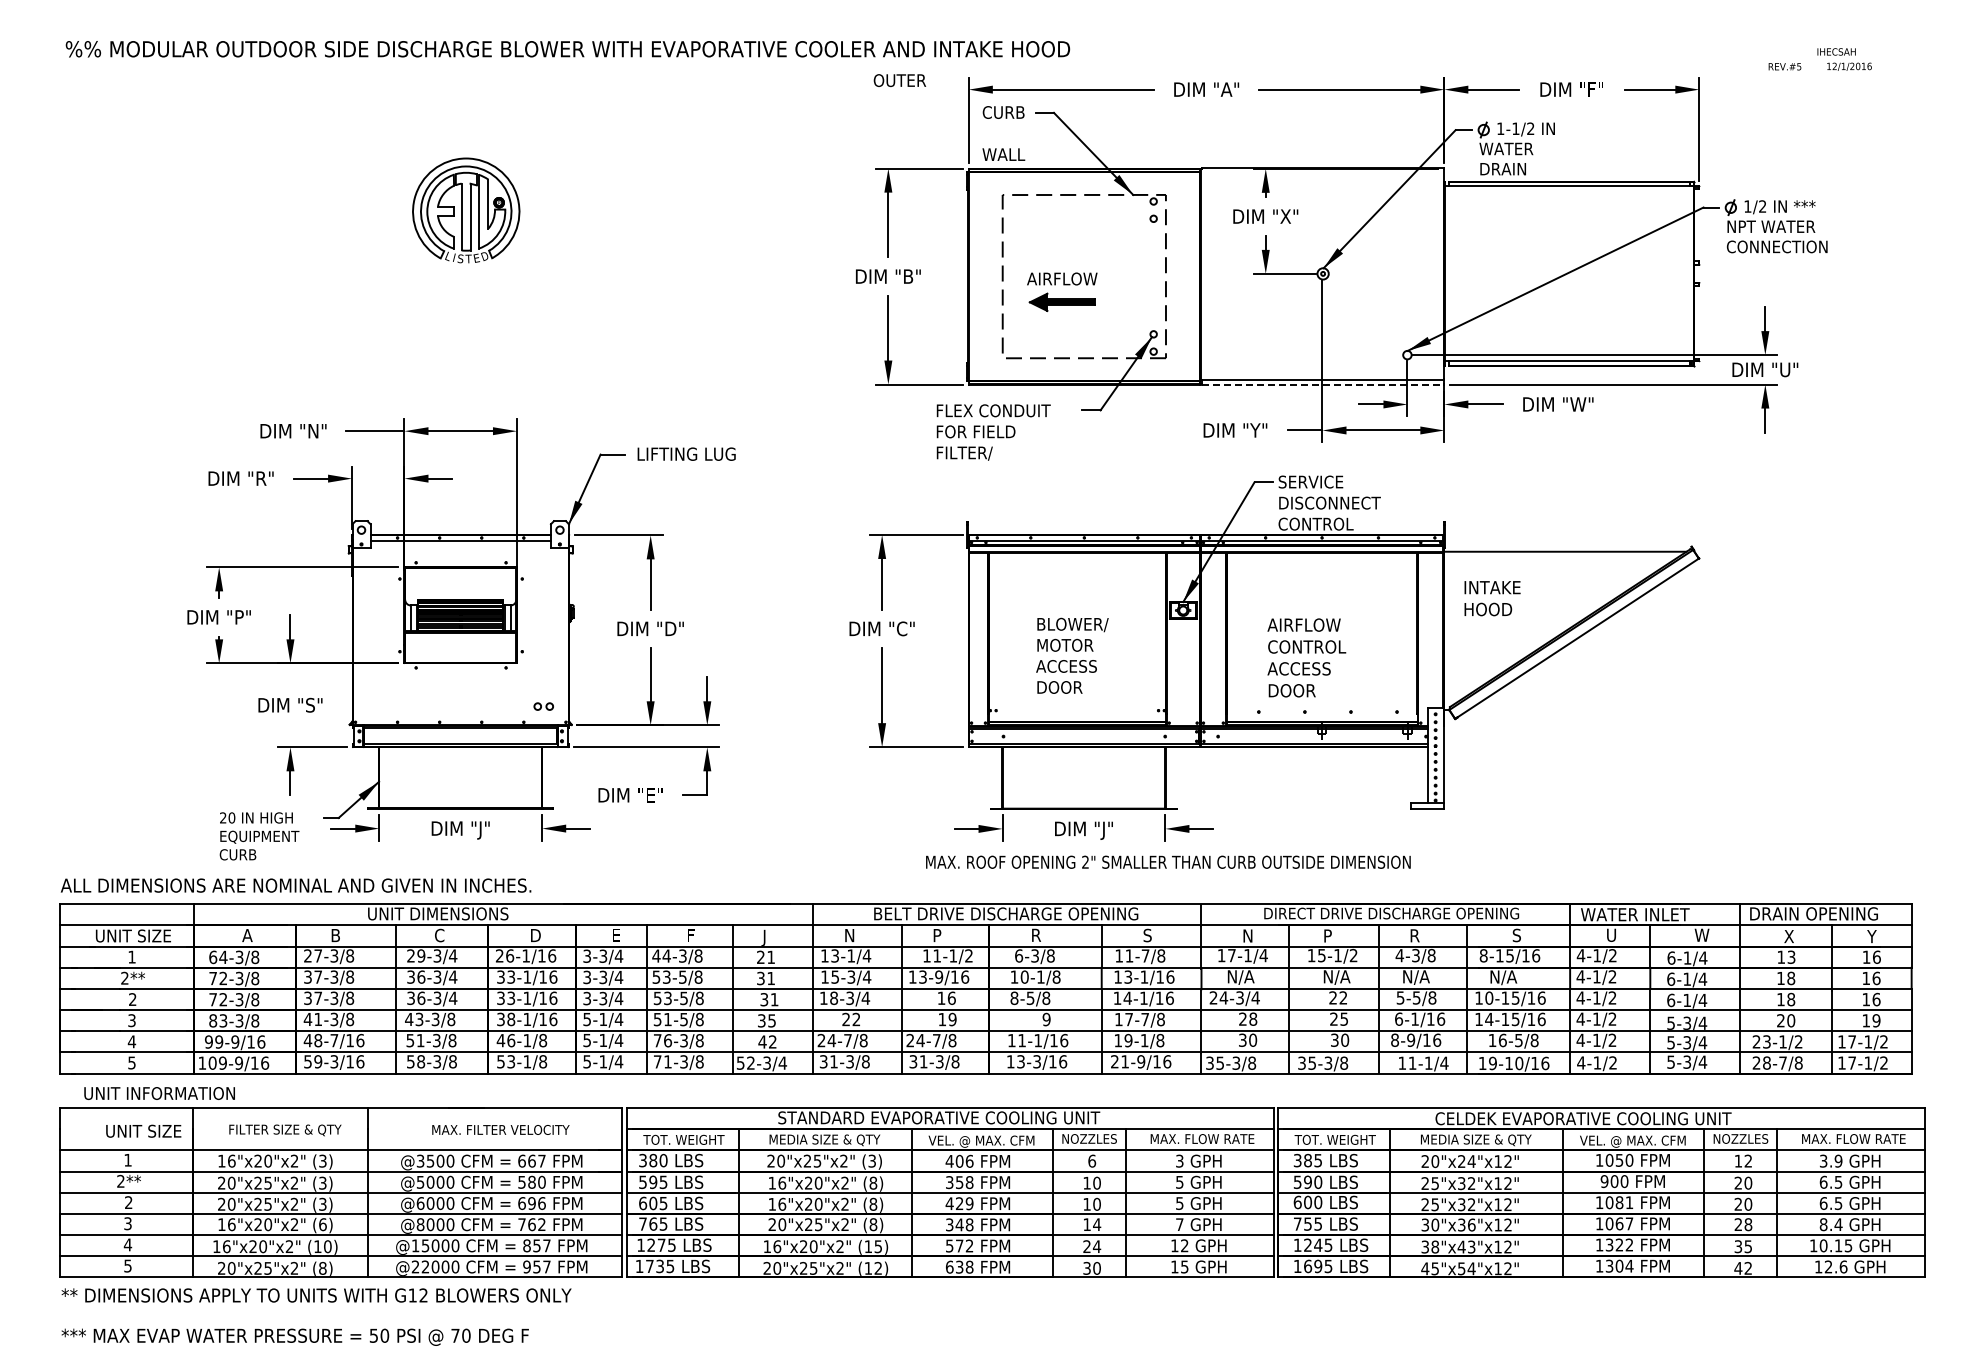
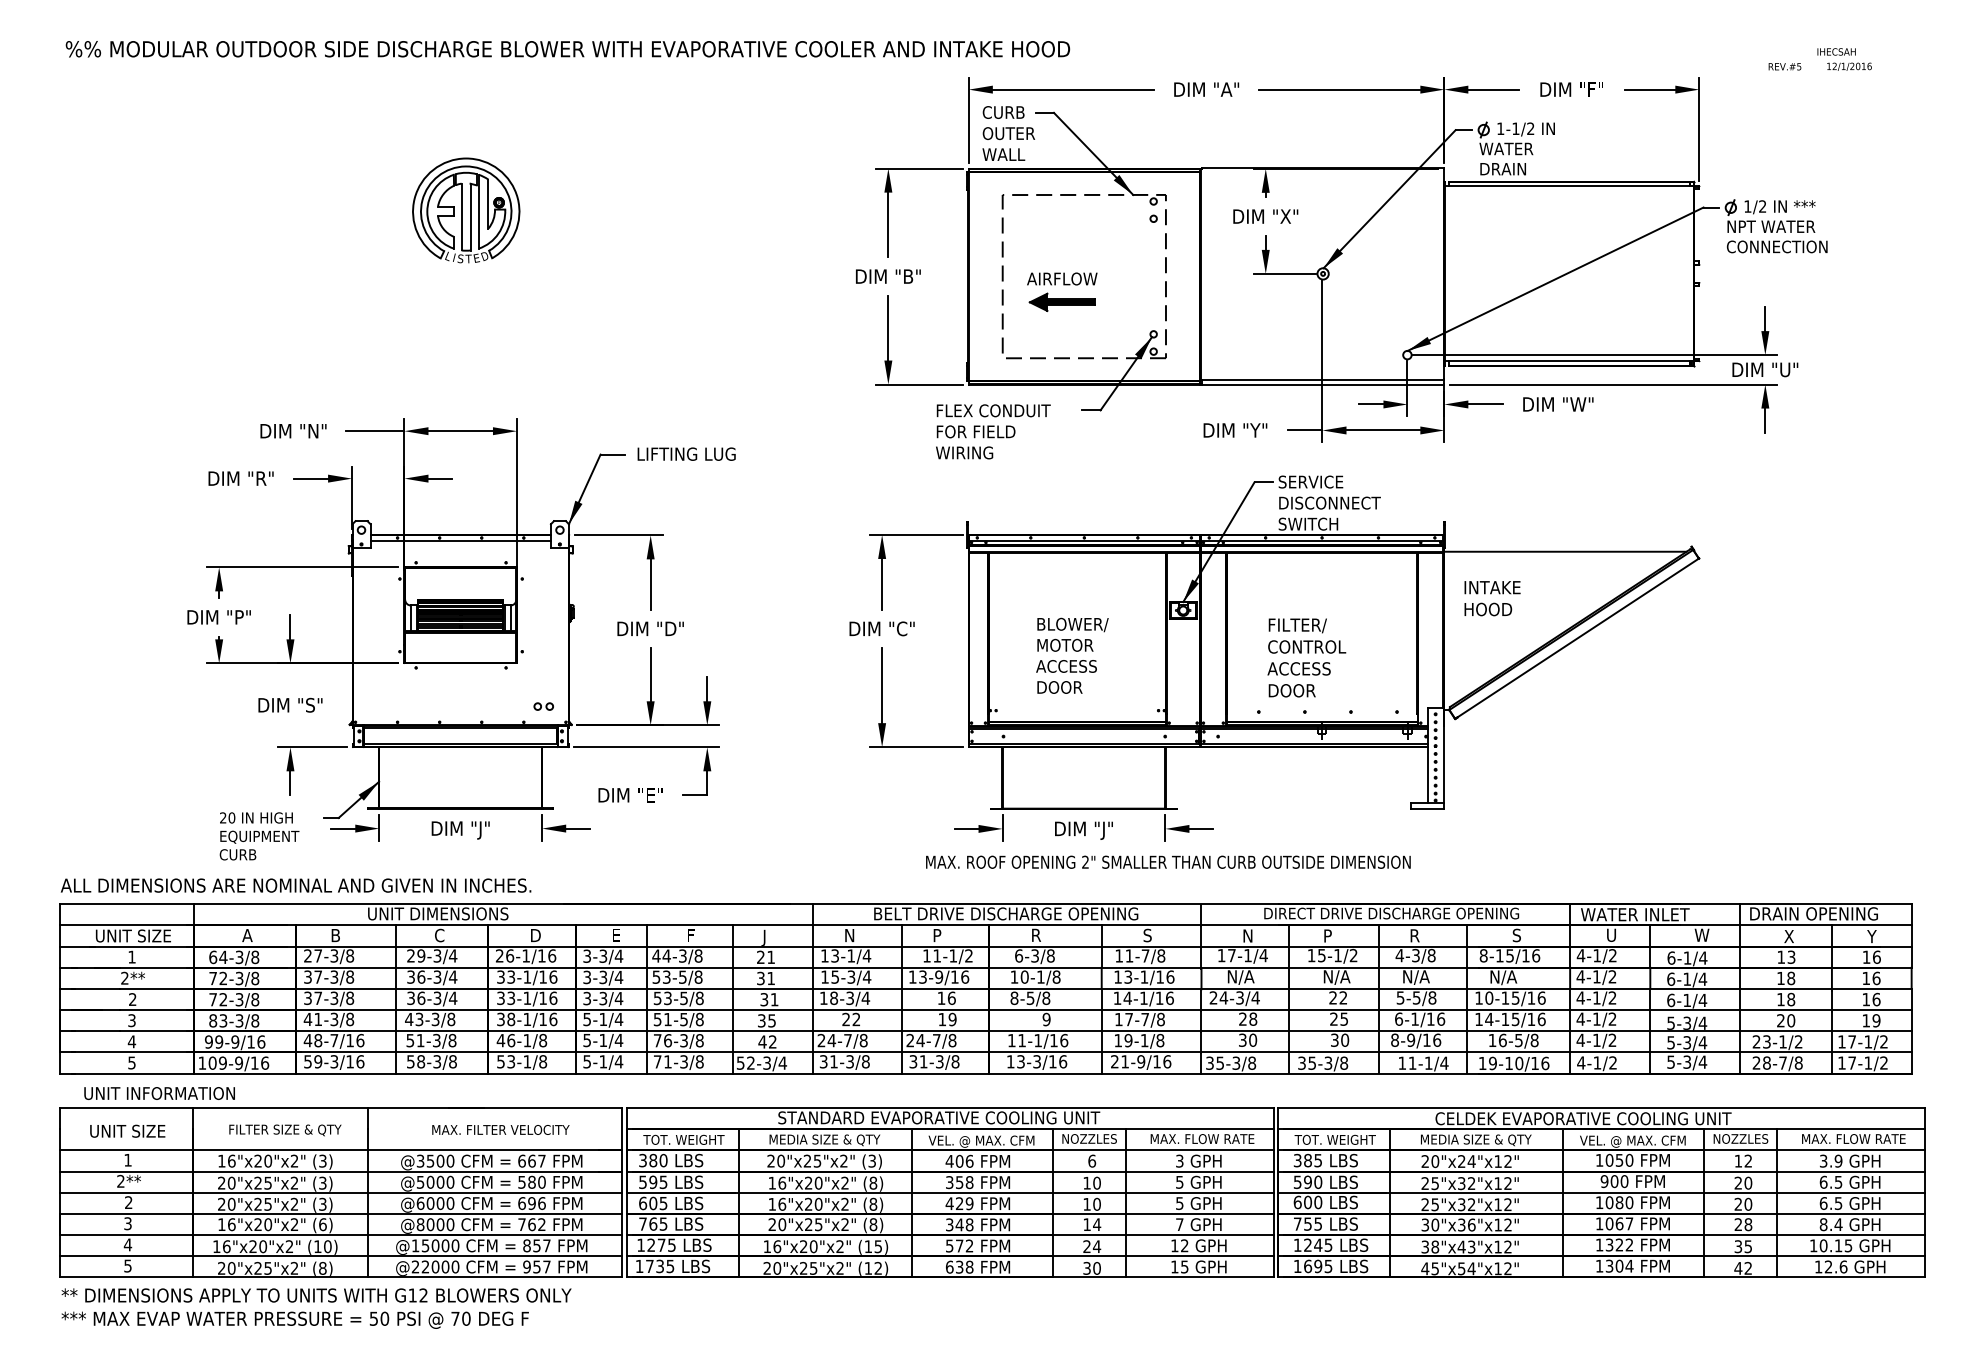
text position: (899, 80) -> (1008, 133) (1008, 133)
line: dashed -> solid (1322, 384)
text: FILTER/ -> WIRING (964, 453)
text: CONTROL -> SWITCH (1315, 523)
text: AIRFLOW -> FILTER/ (1303, 625)
text position: (143, 1130) -> (127, 1130) (127, 1130)
text: 1081 -> 1080 (1629, 1202)
text position: (294, 1336) -> (294, 1319) (294, 1319)
